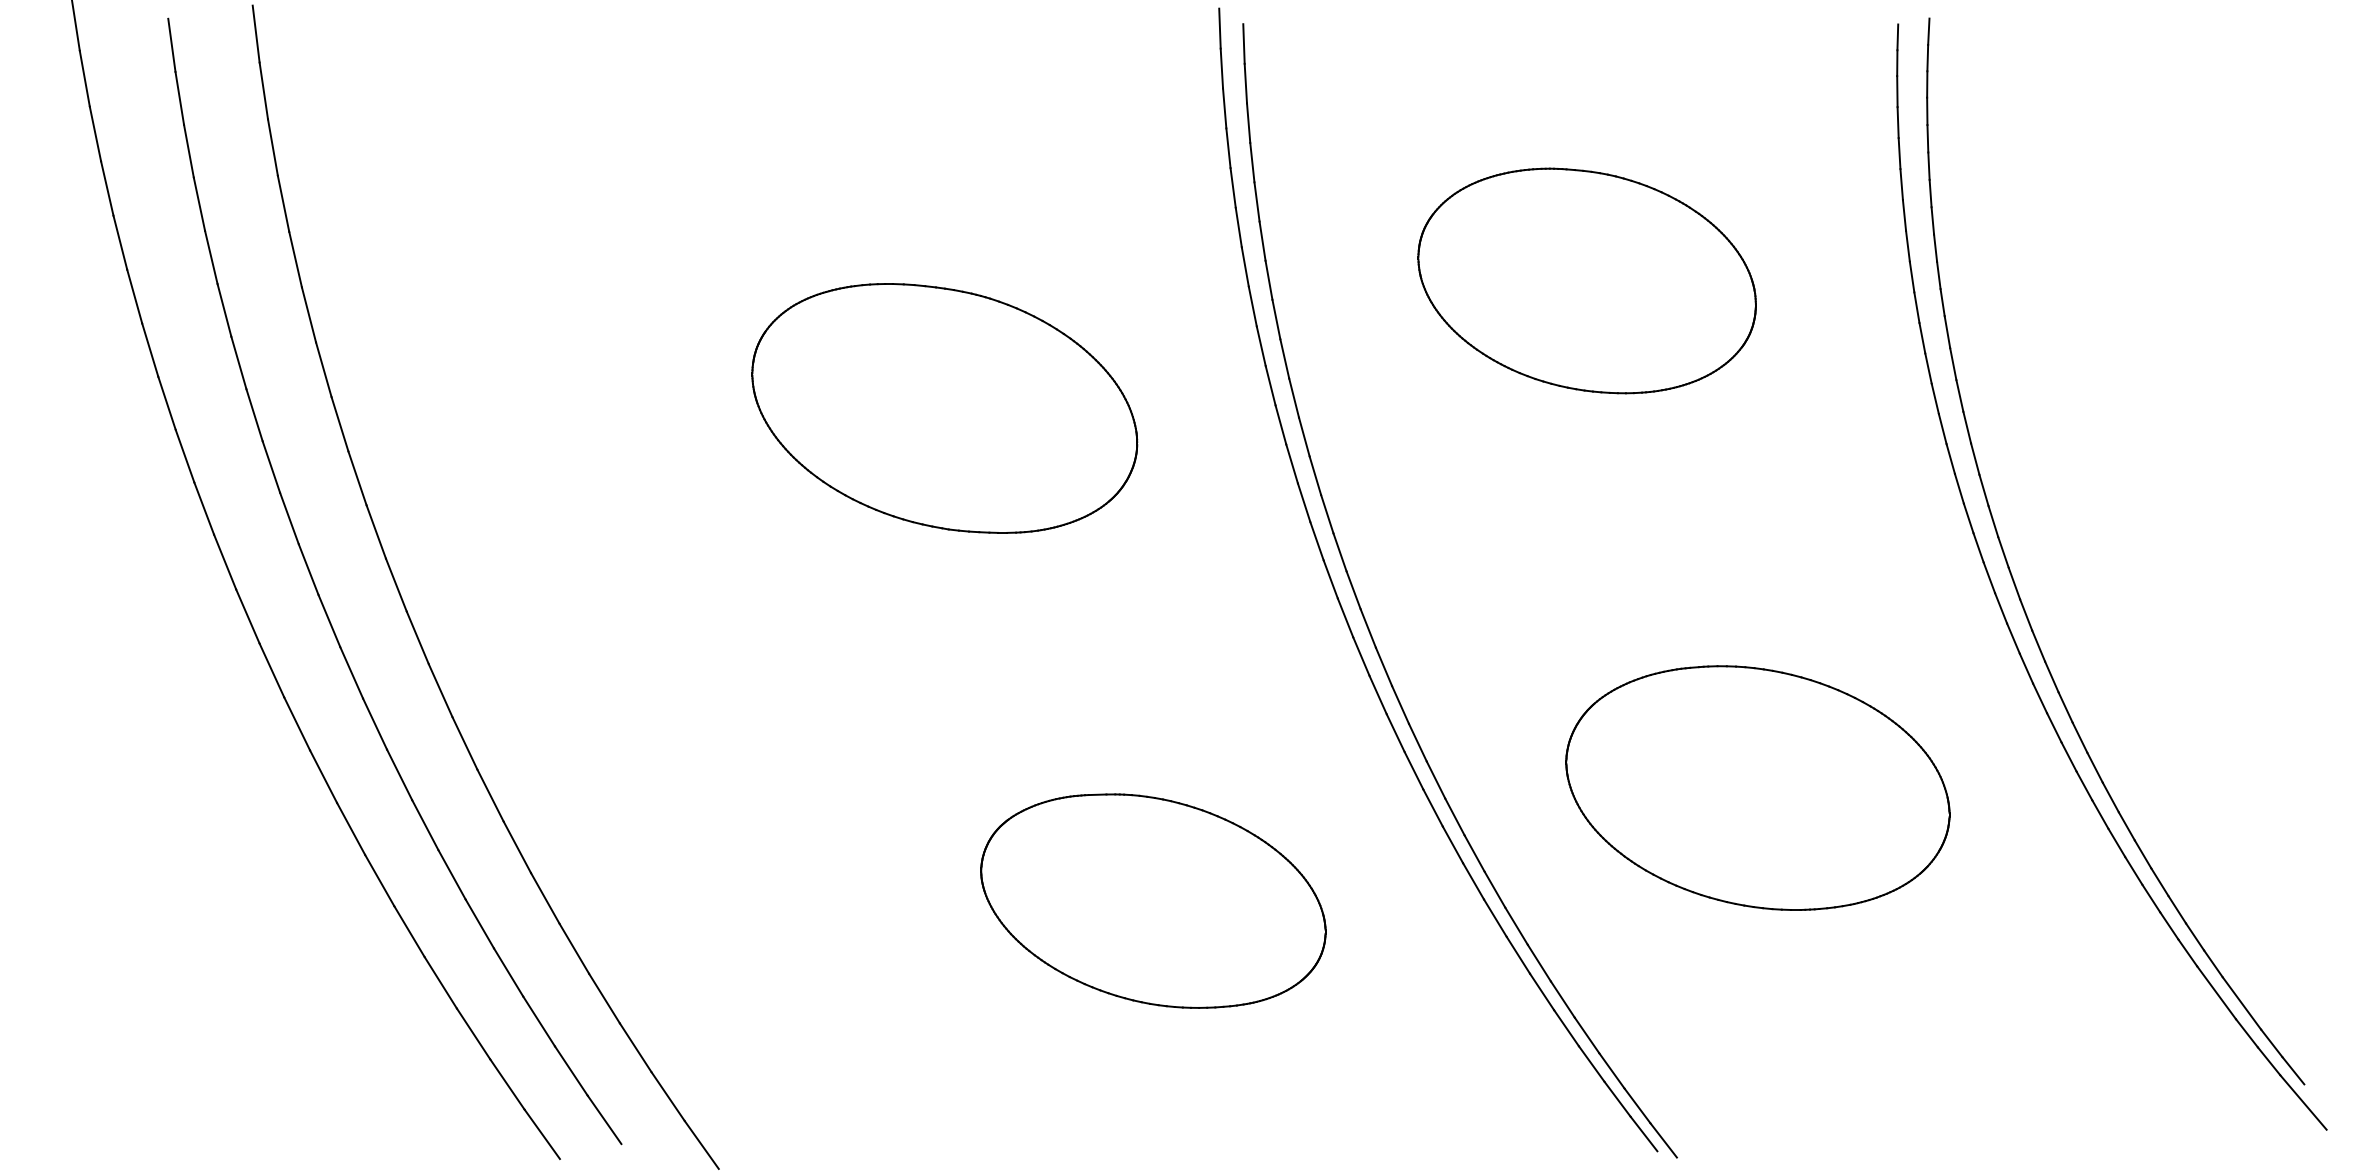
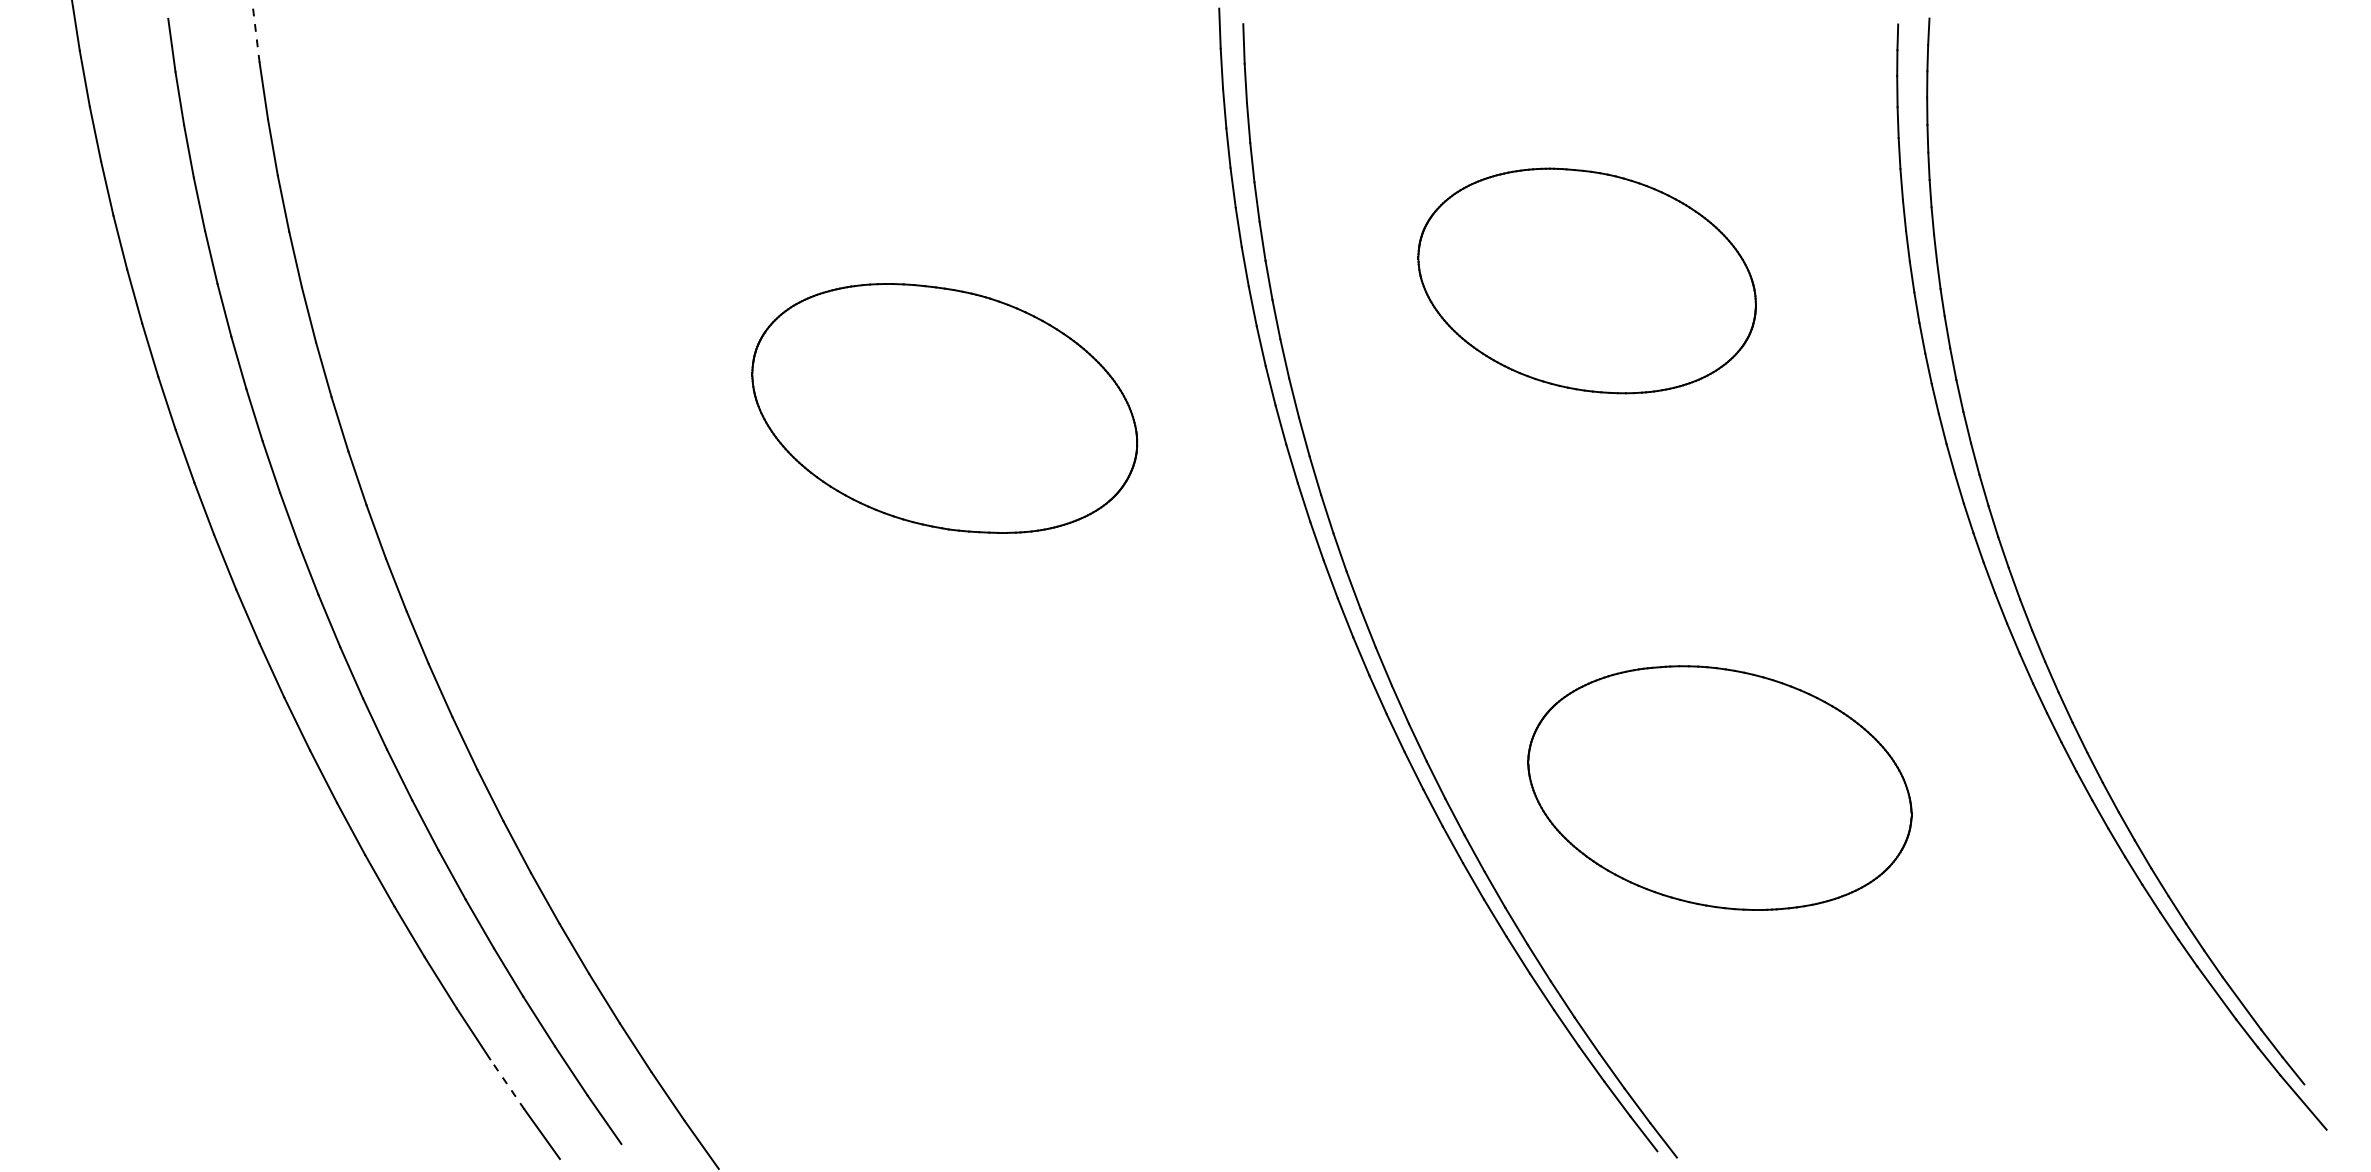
line: solid -> dashed (256, 34)
part position: (1757, 787) -> (1719, 787) (1719, 787)
part: present -> none (1153, 900)
line: solid -> dashed (507, 1084)
